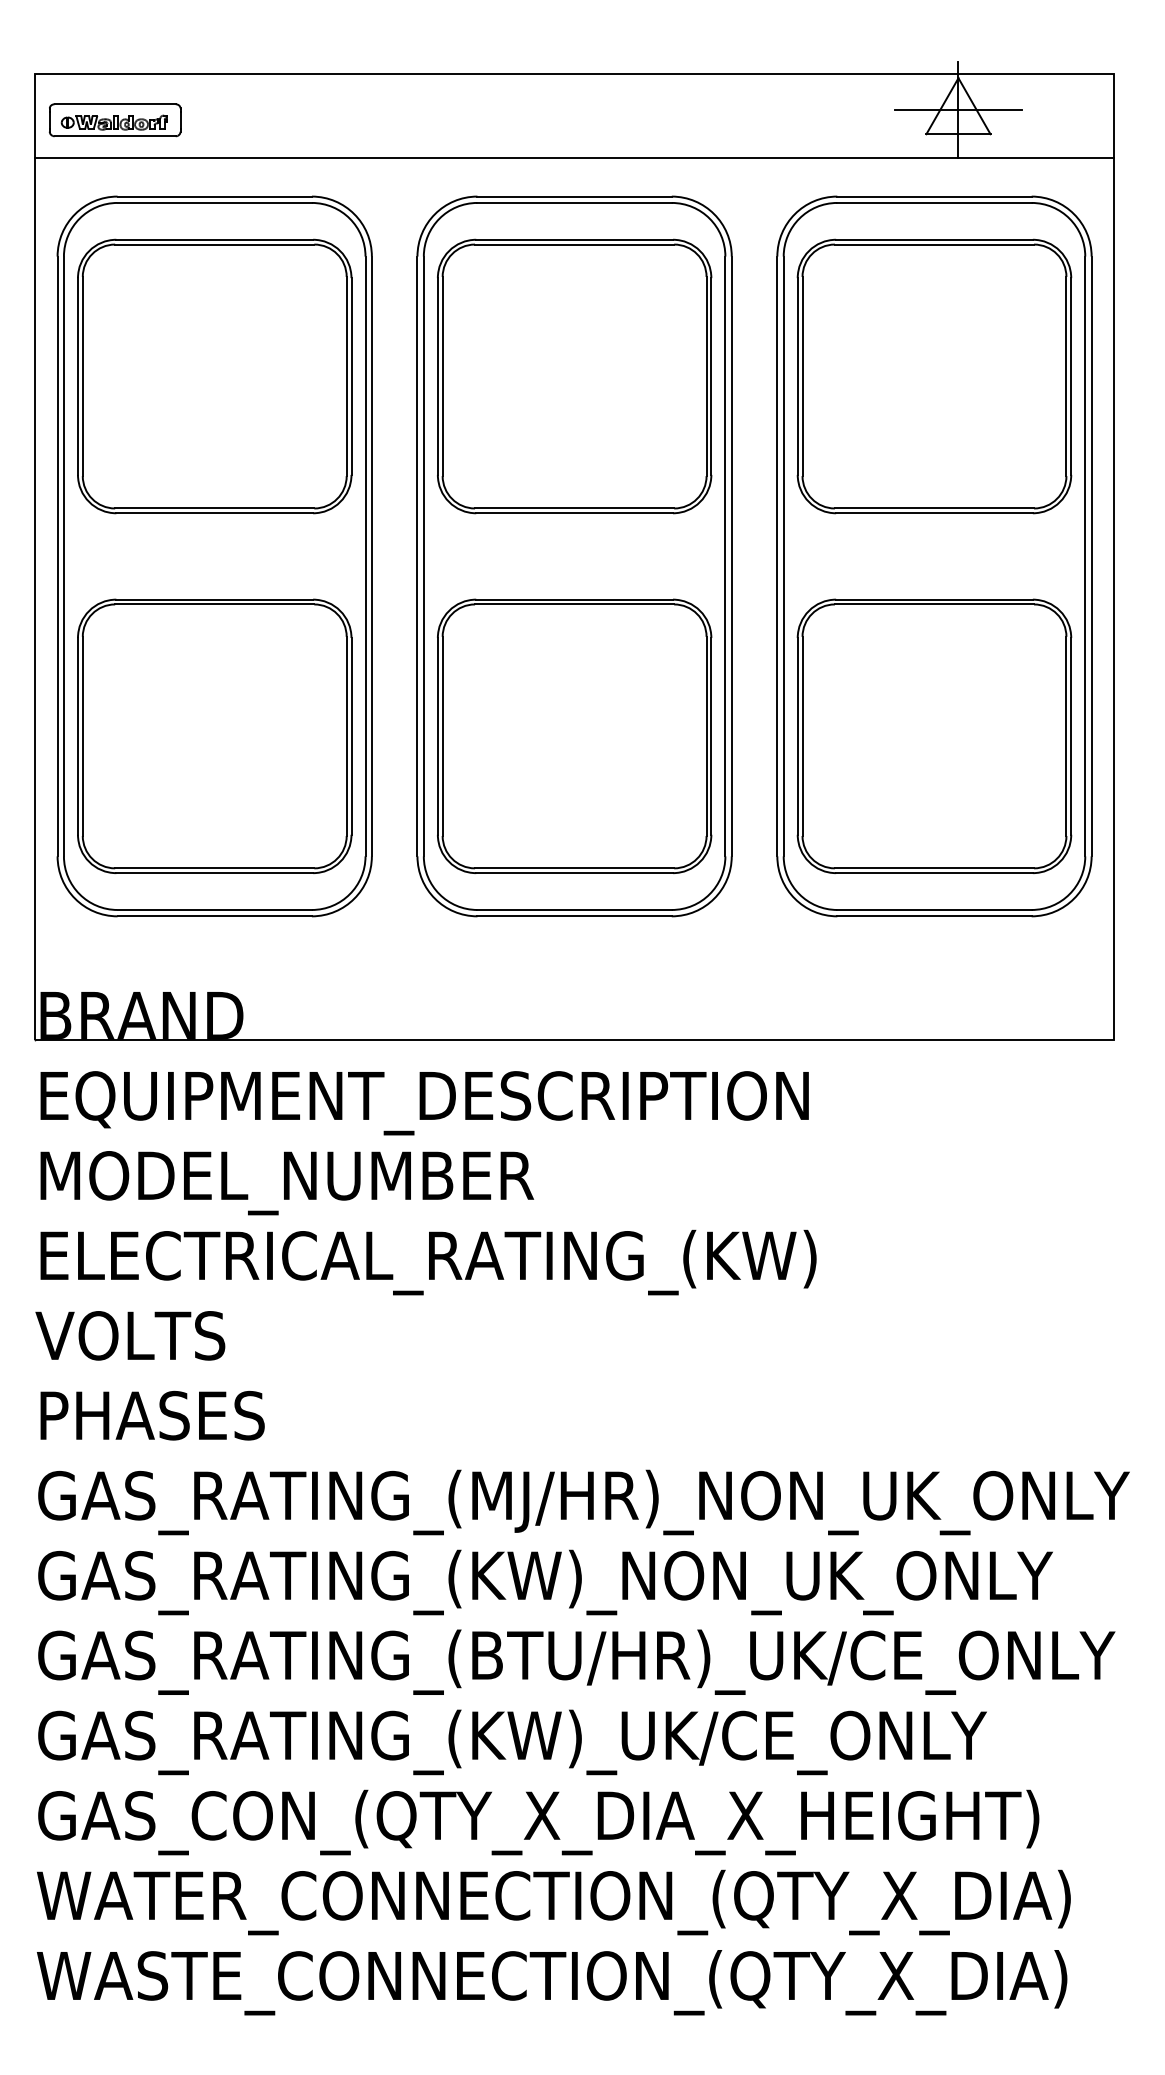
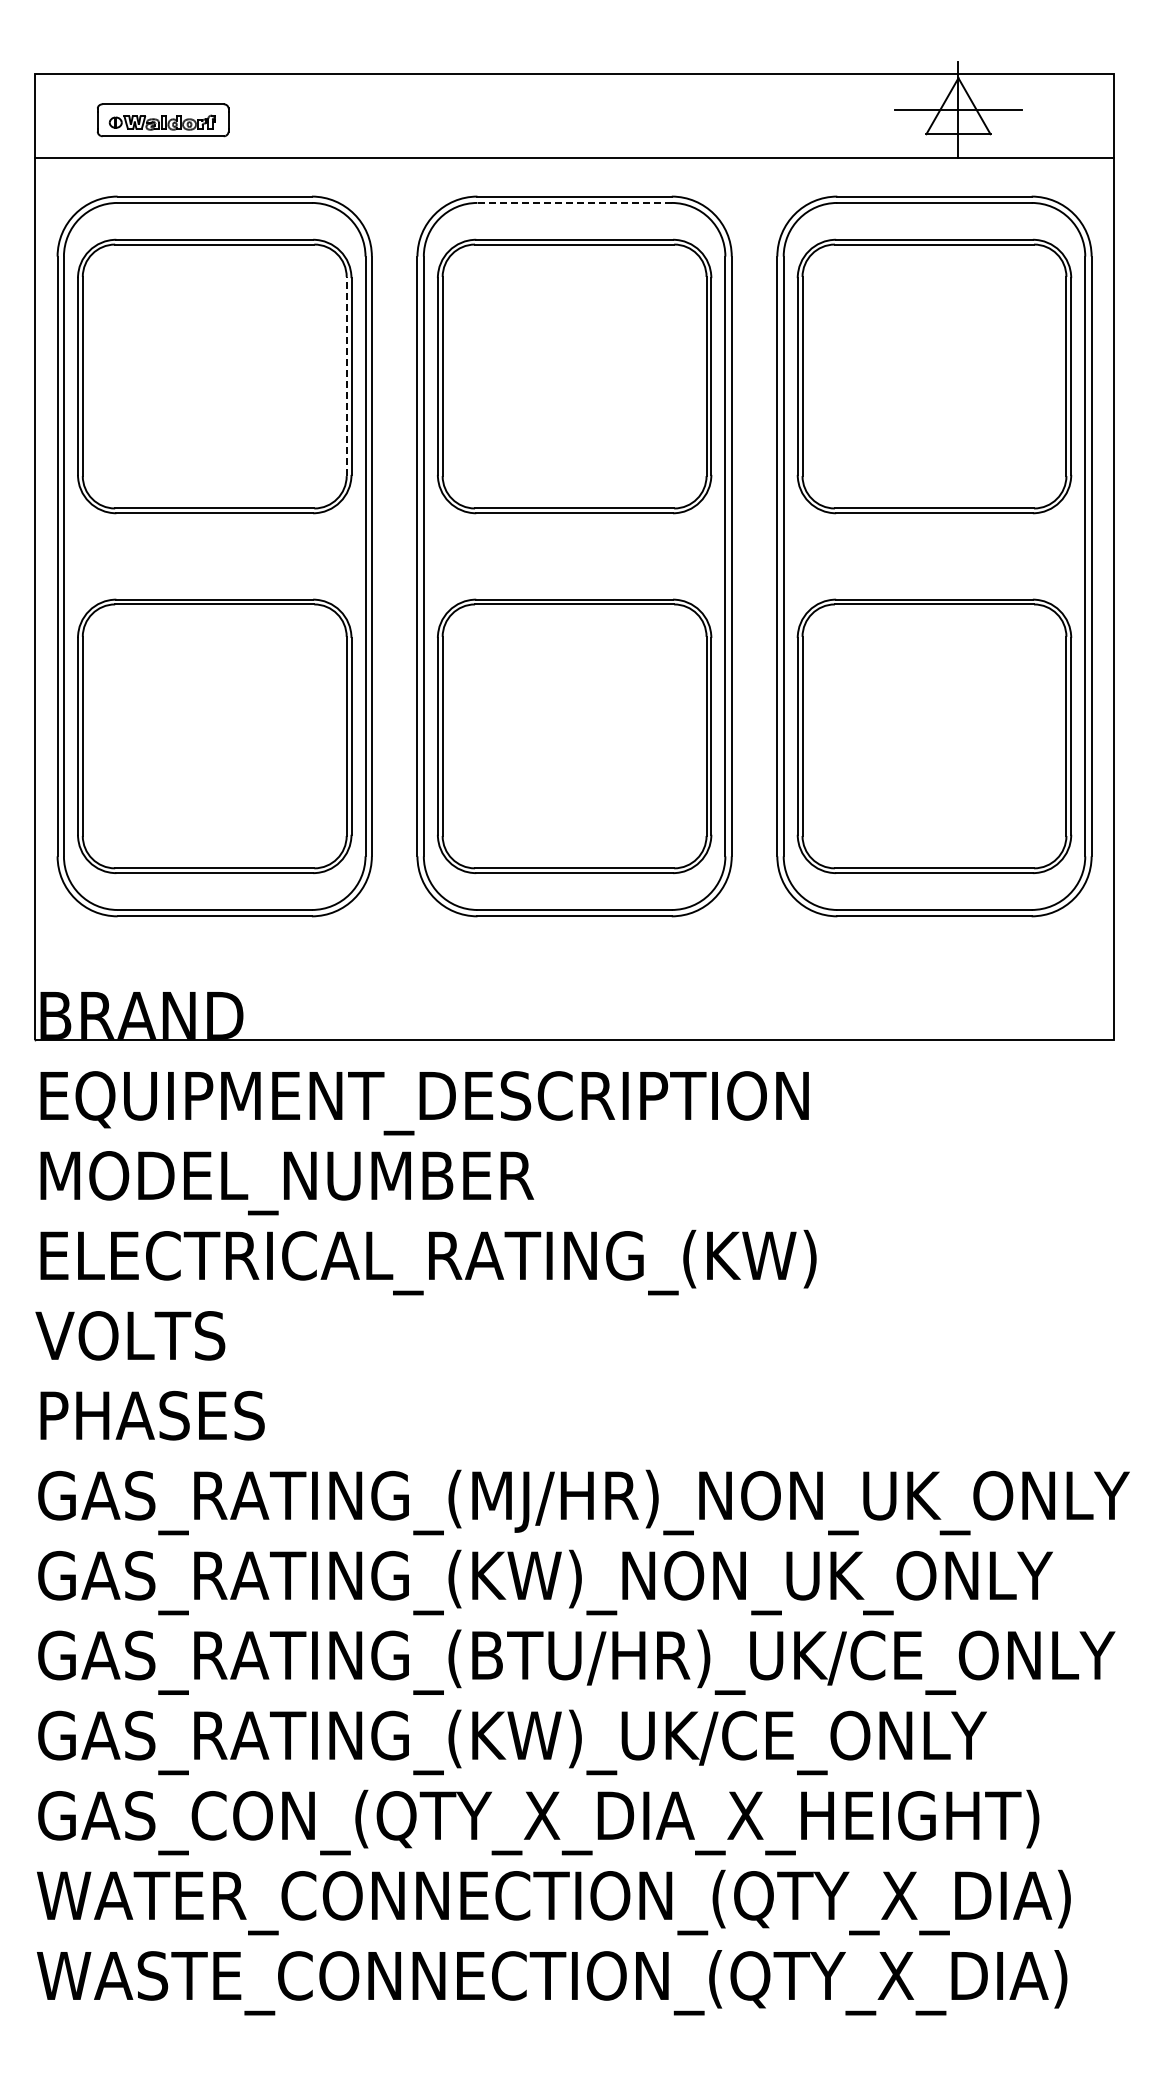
part position: (114, 120) -> (162, 120) (162, 120)
line: solid -> dashed (574, 202)
line: solid -> dashed (346, 376)
